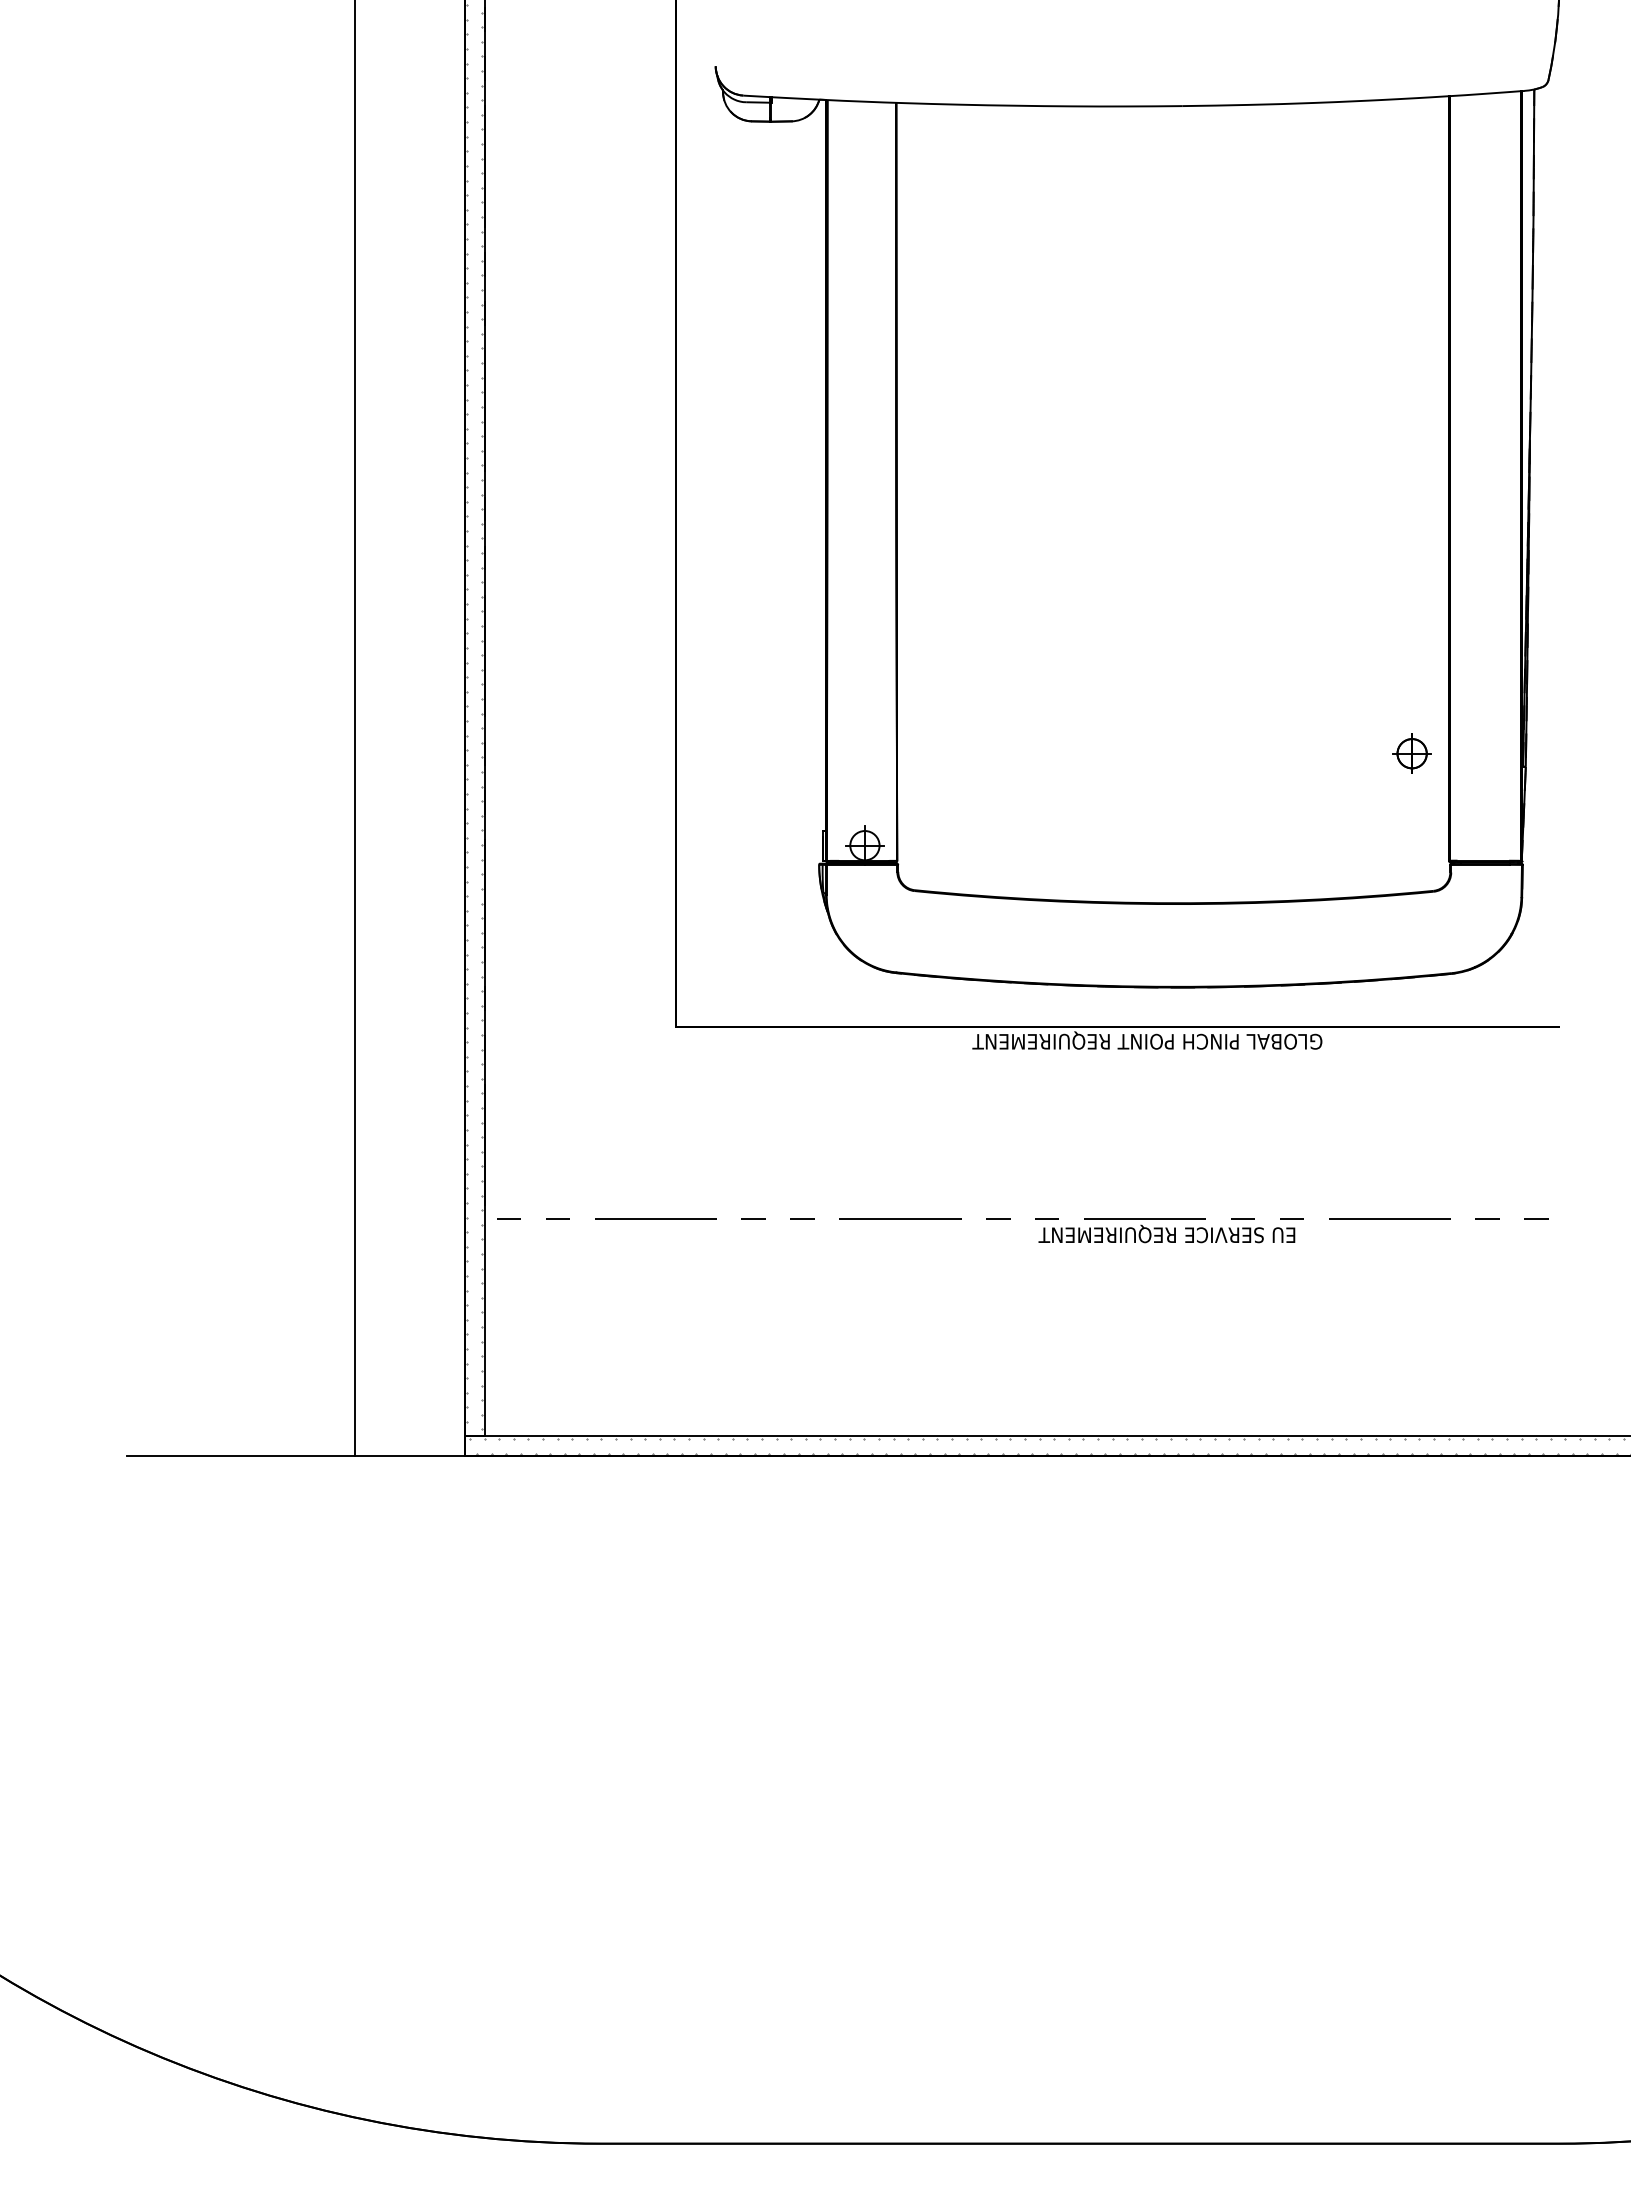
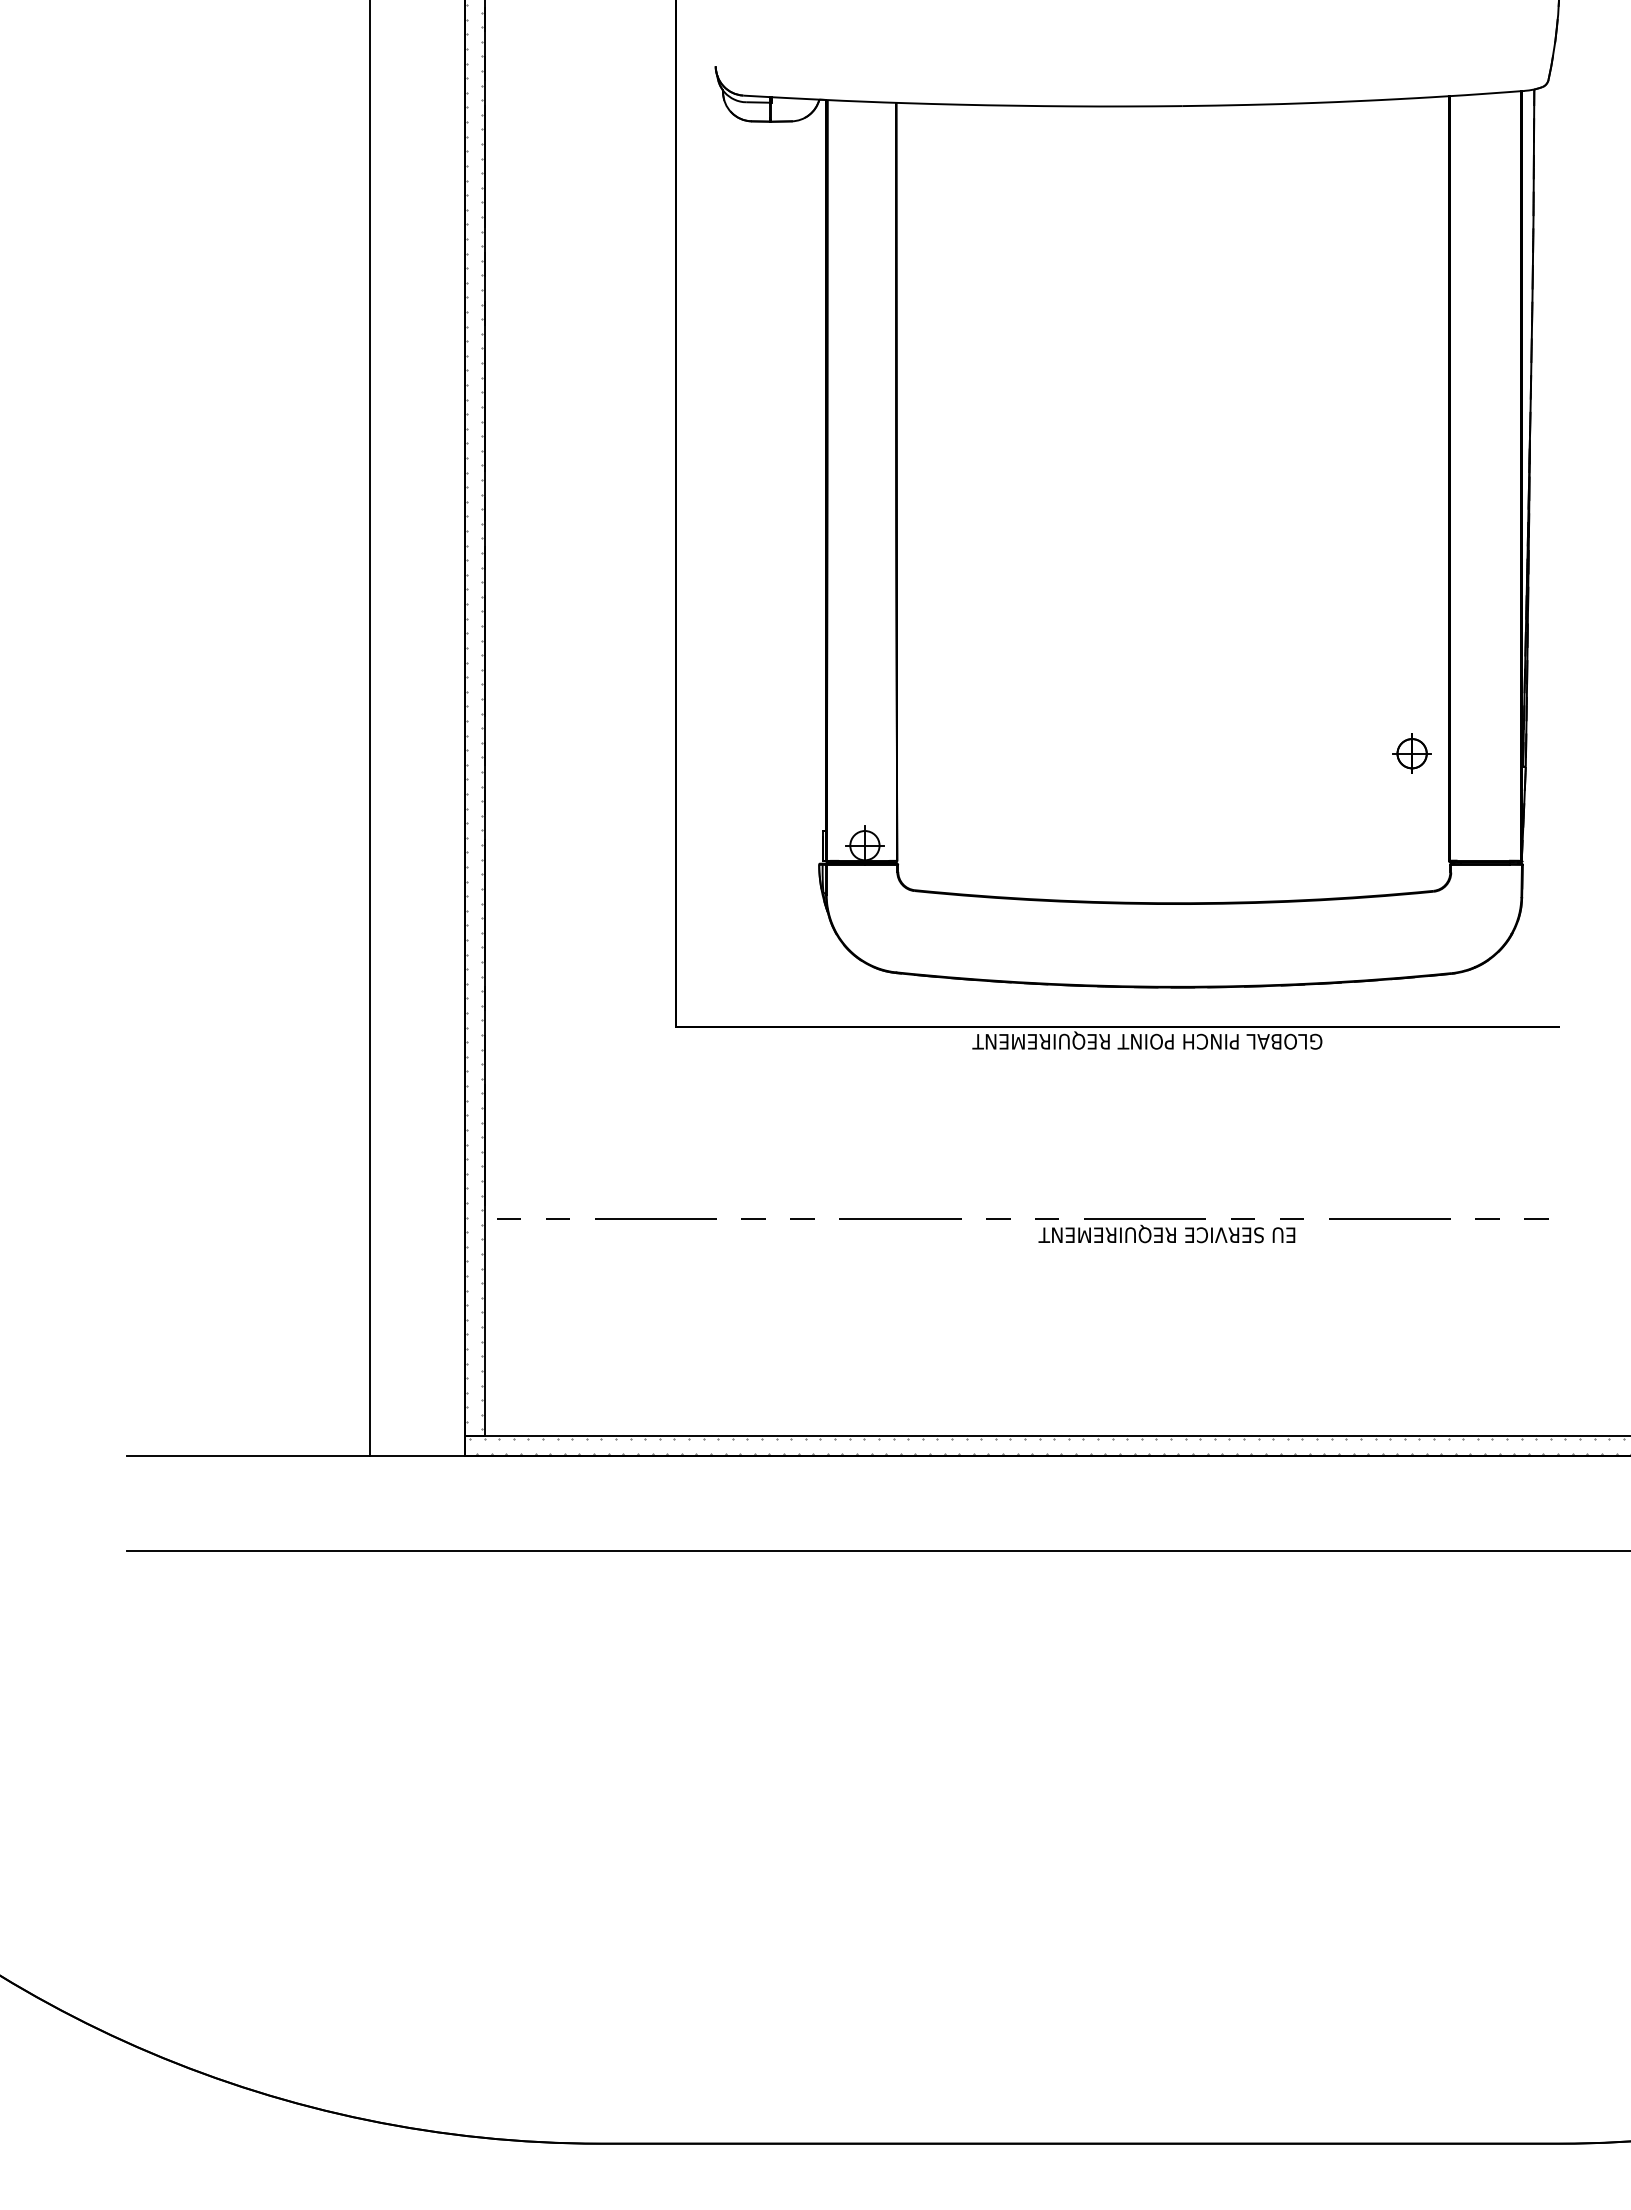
line position: (354, 728) -> (369, 728) (369, 728)
line: none -> present (876, 1551)
